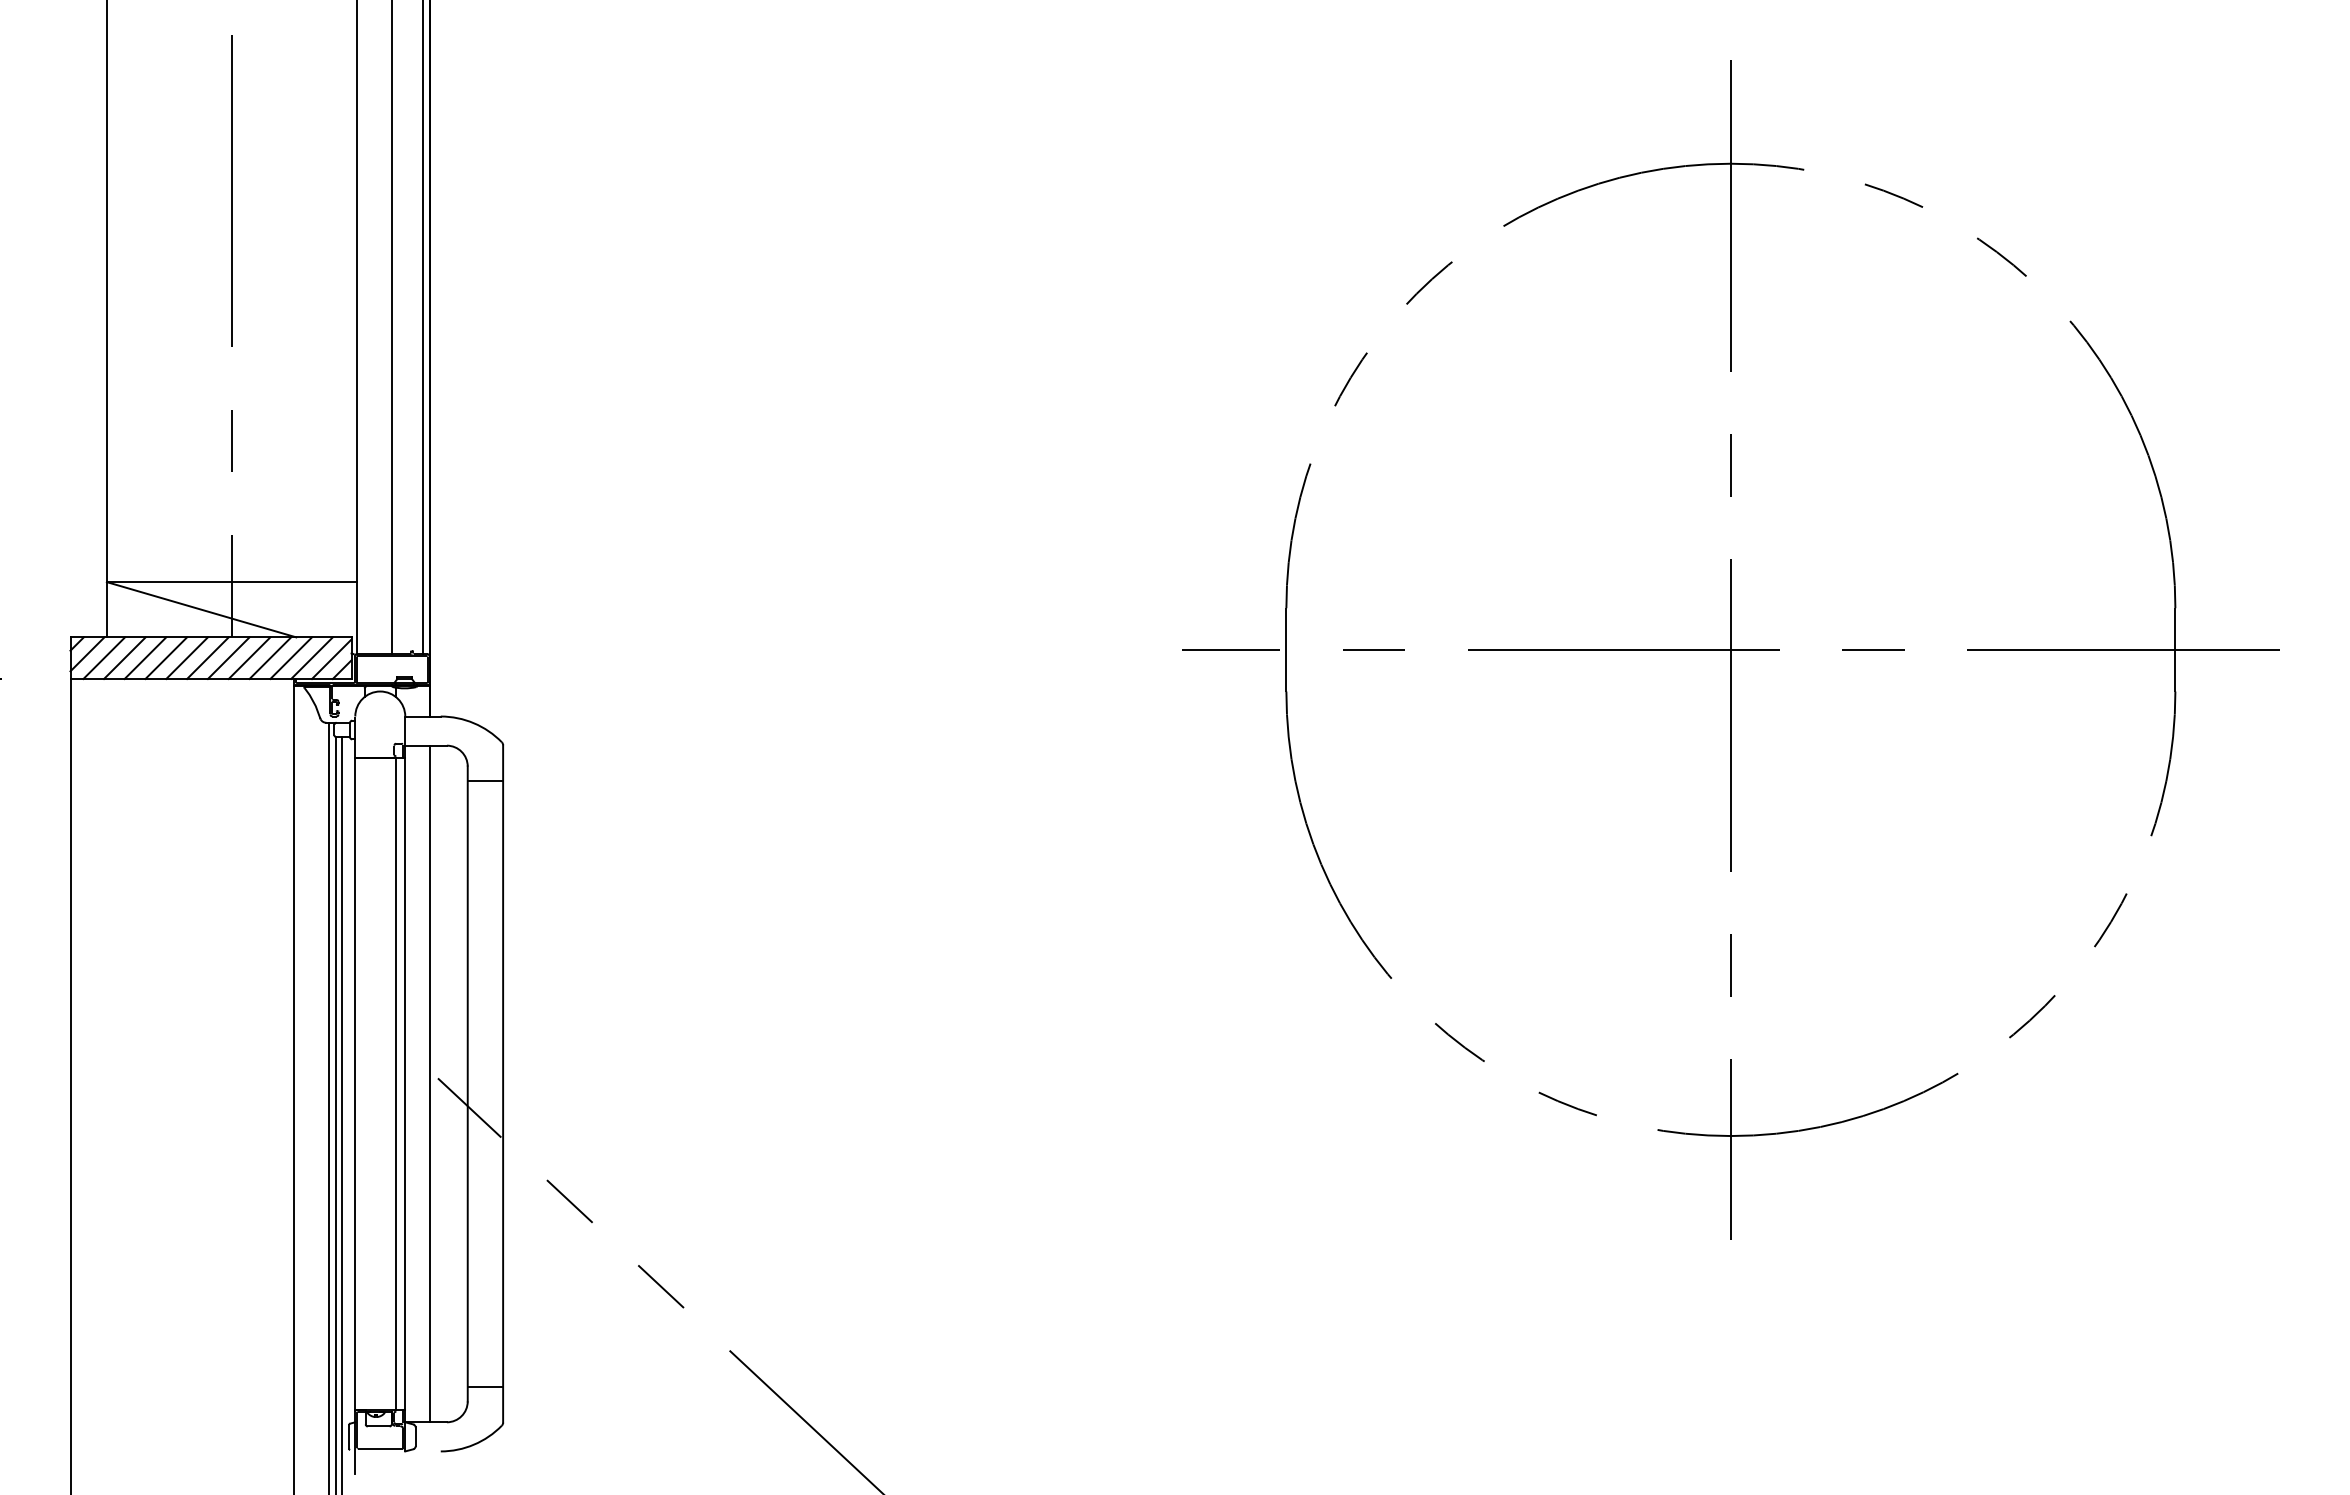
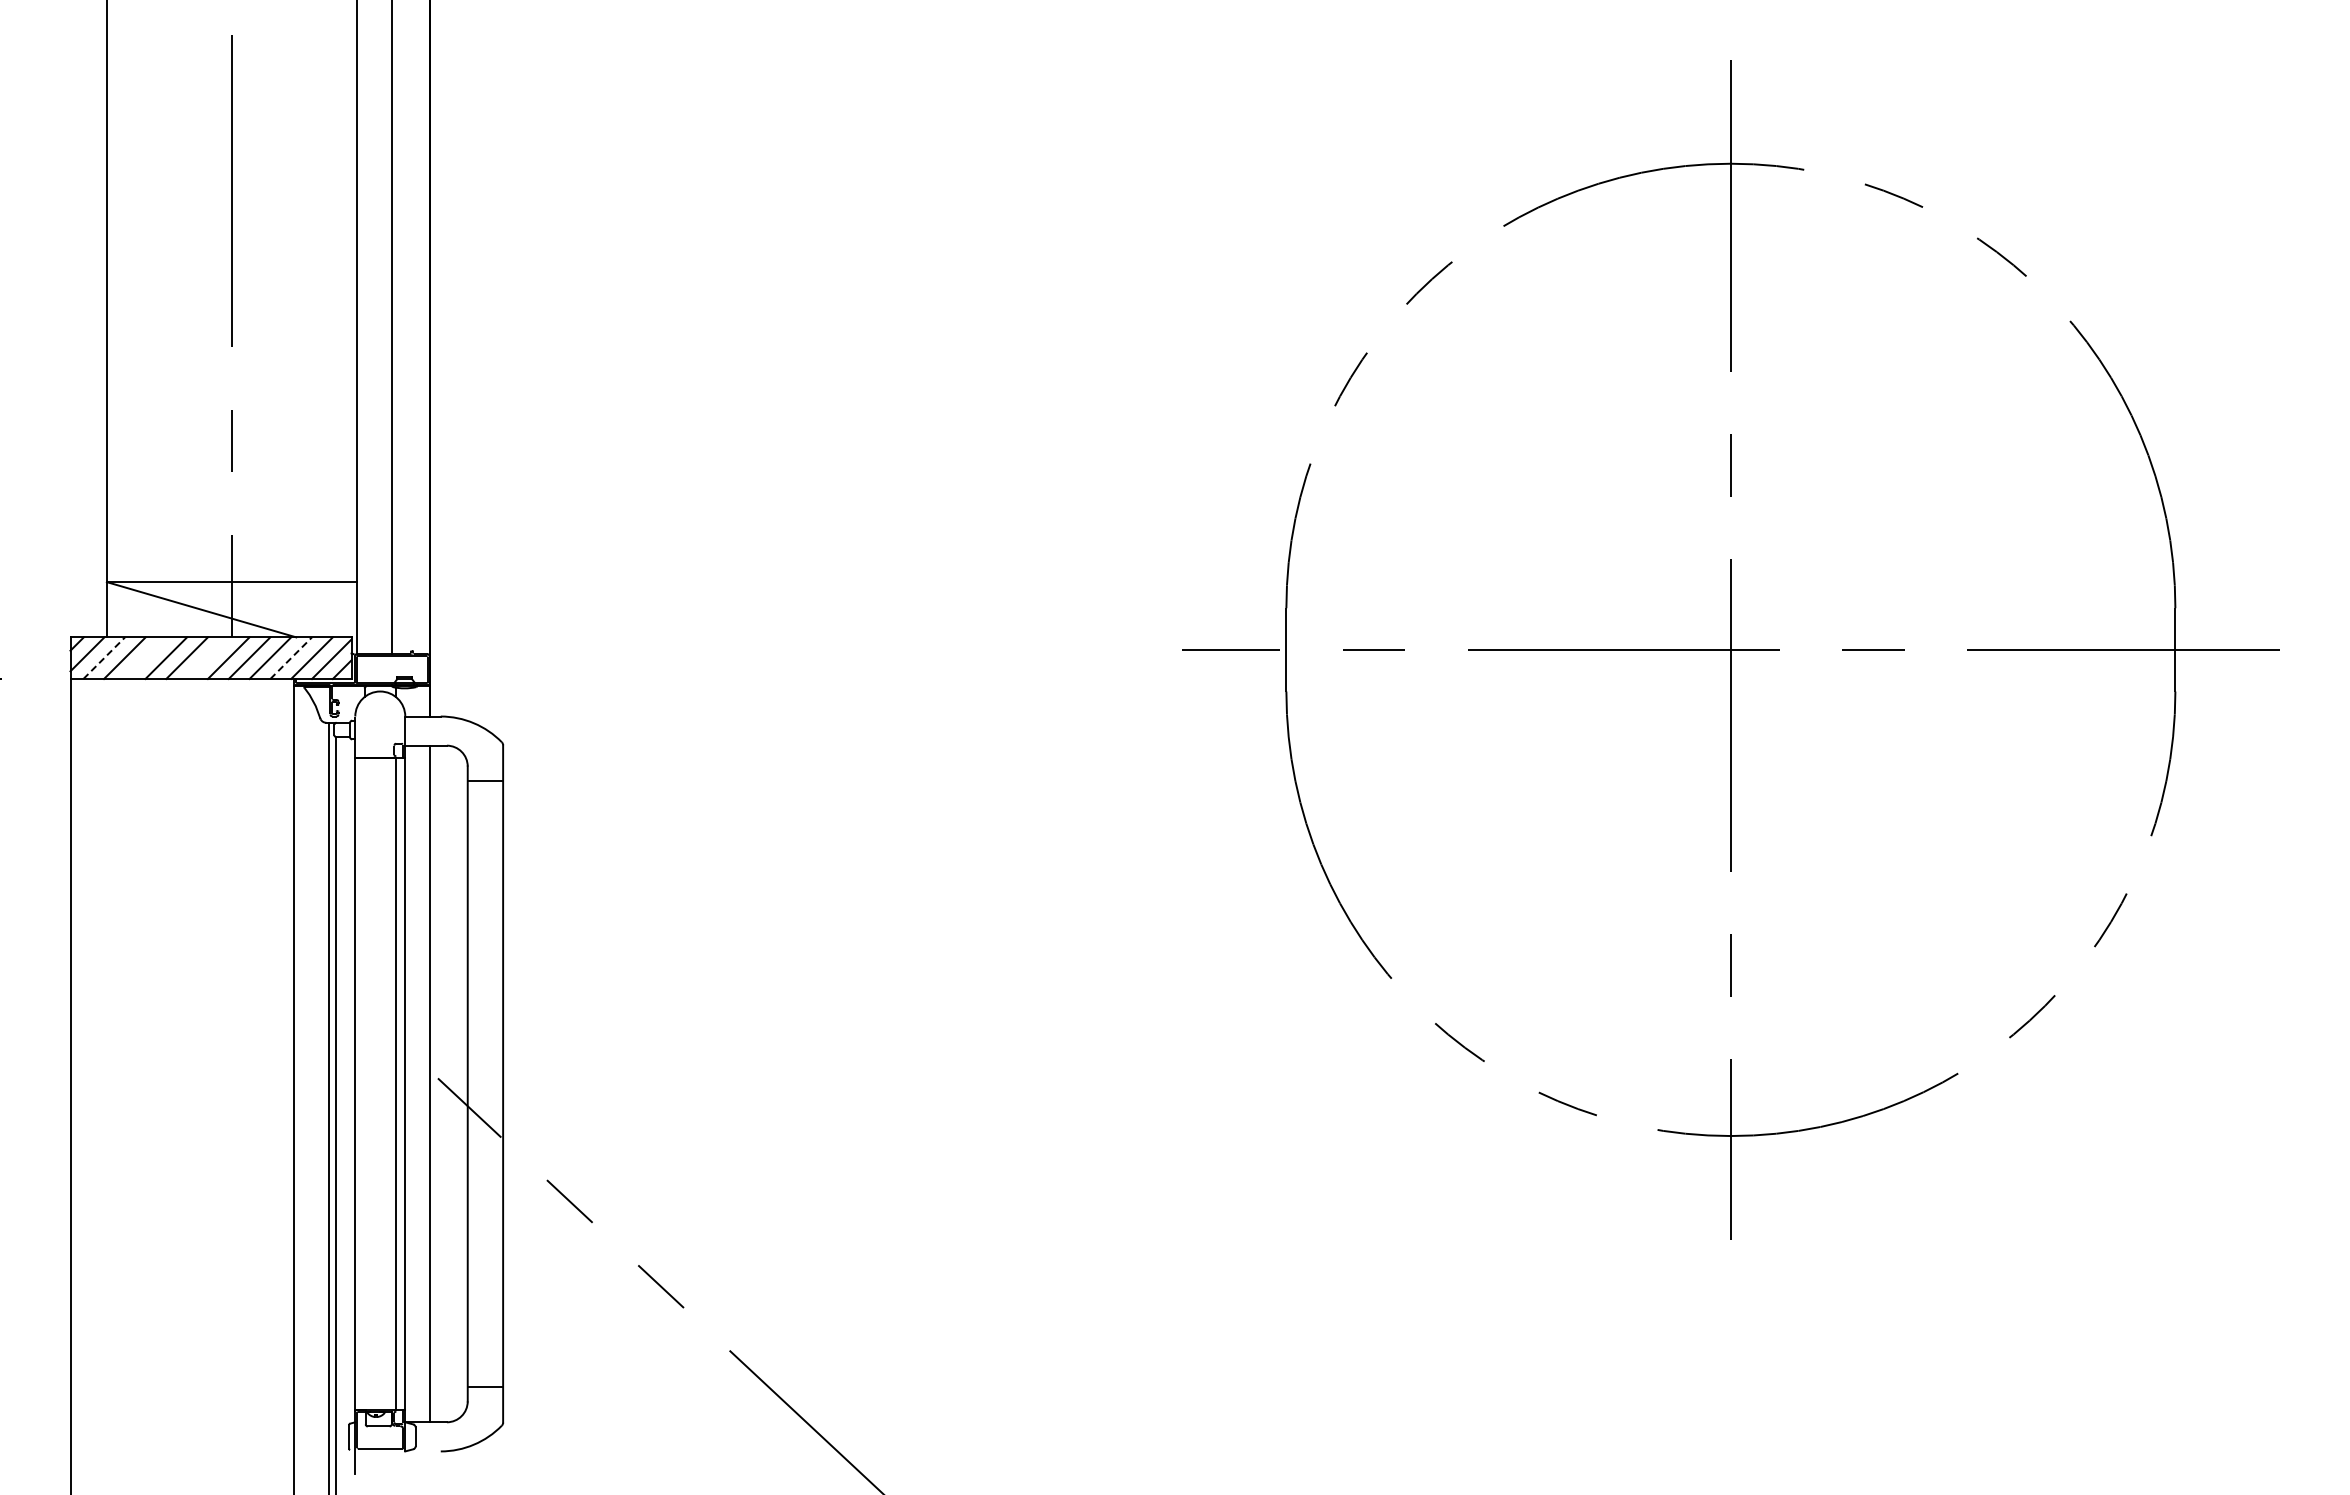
line: present -> none (423, 328)
line: solid -> dashed (104, 657)
line: solid -> dashed (291, 657)
line: present -> none (145, 658)
line: present -> none (207, 658)
line: present -> none (341, 1114)
